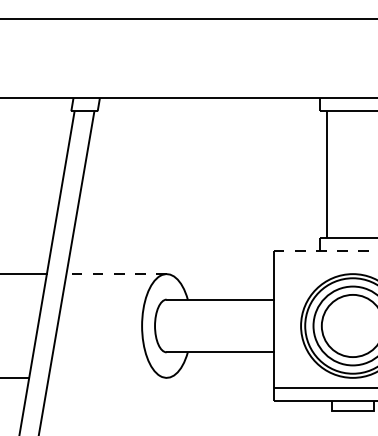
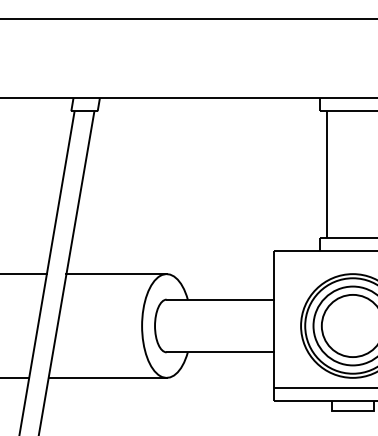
line: dashed -> solid (325, 251)
line: dashed -> solid (116, 274)
line: none -> present (107, 377)
